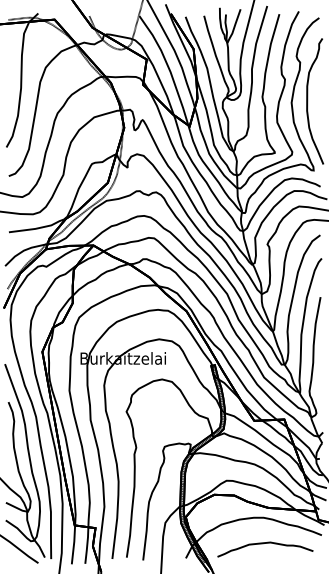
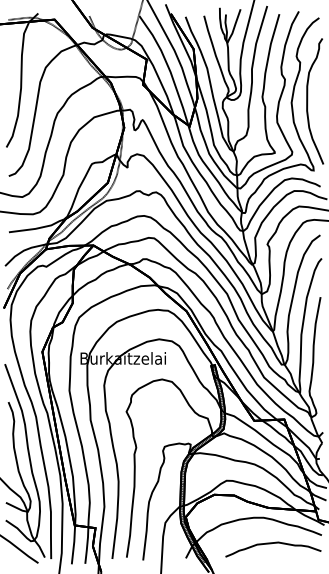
curve position: (263, 544) -> (271, 544) (271, 544)
